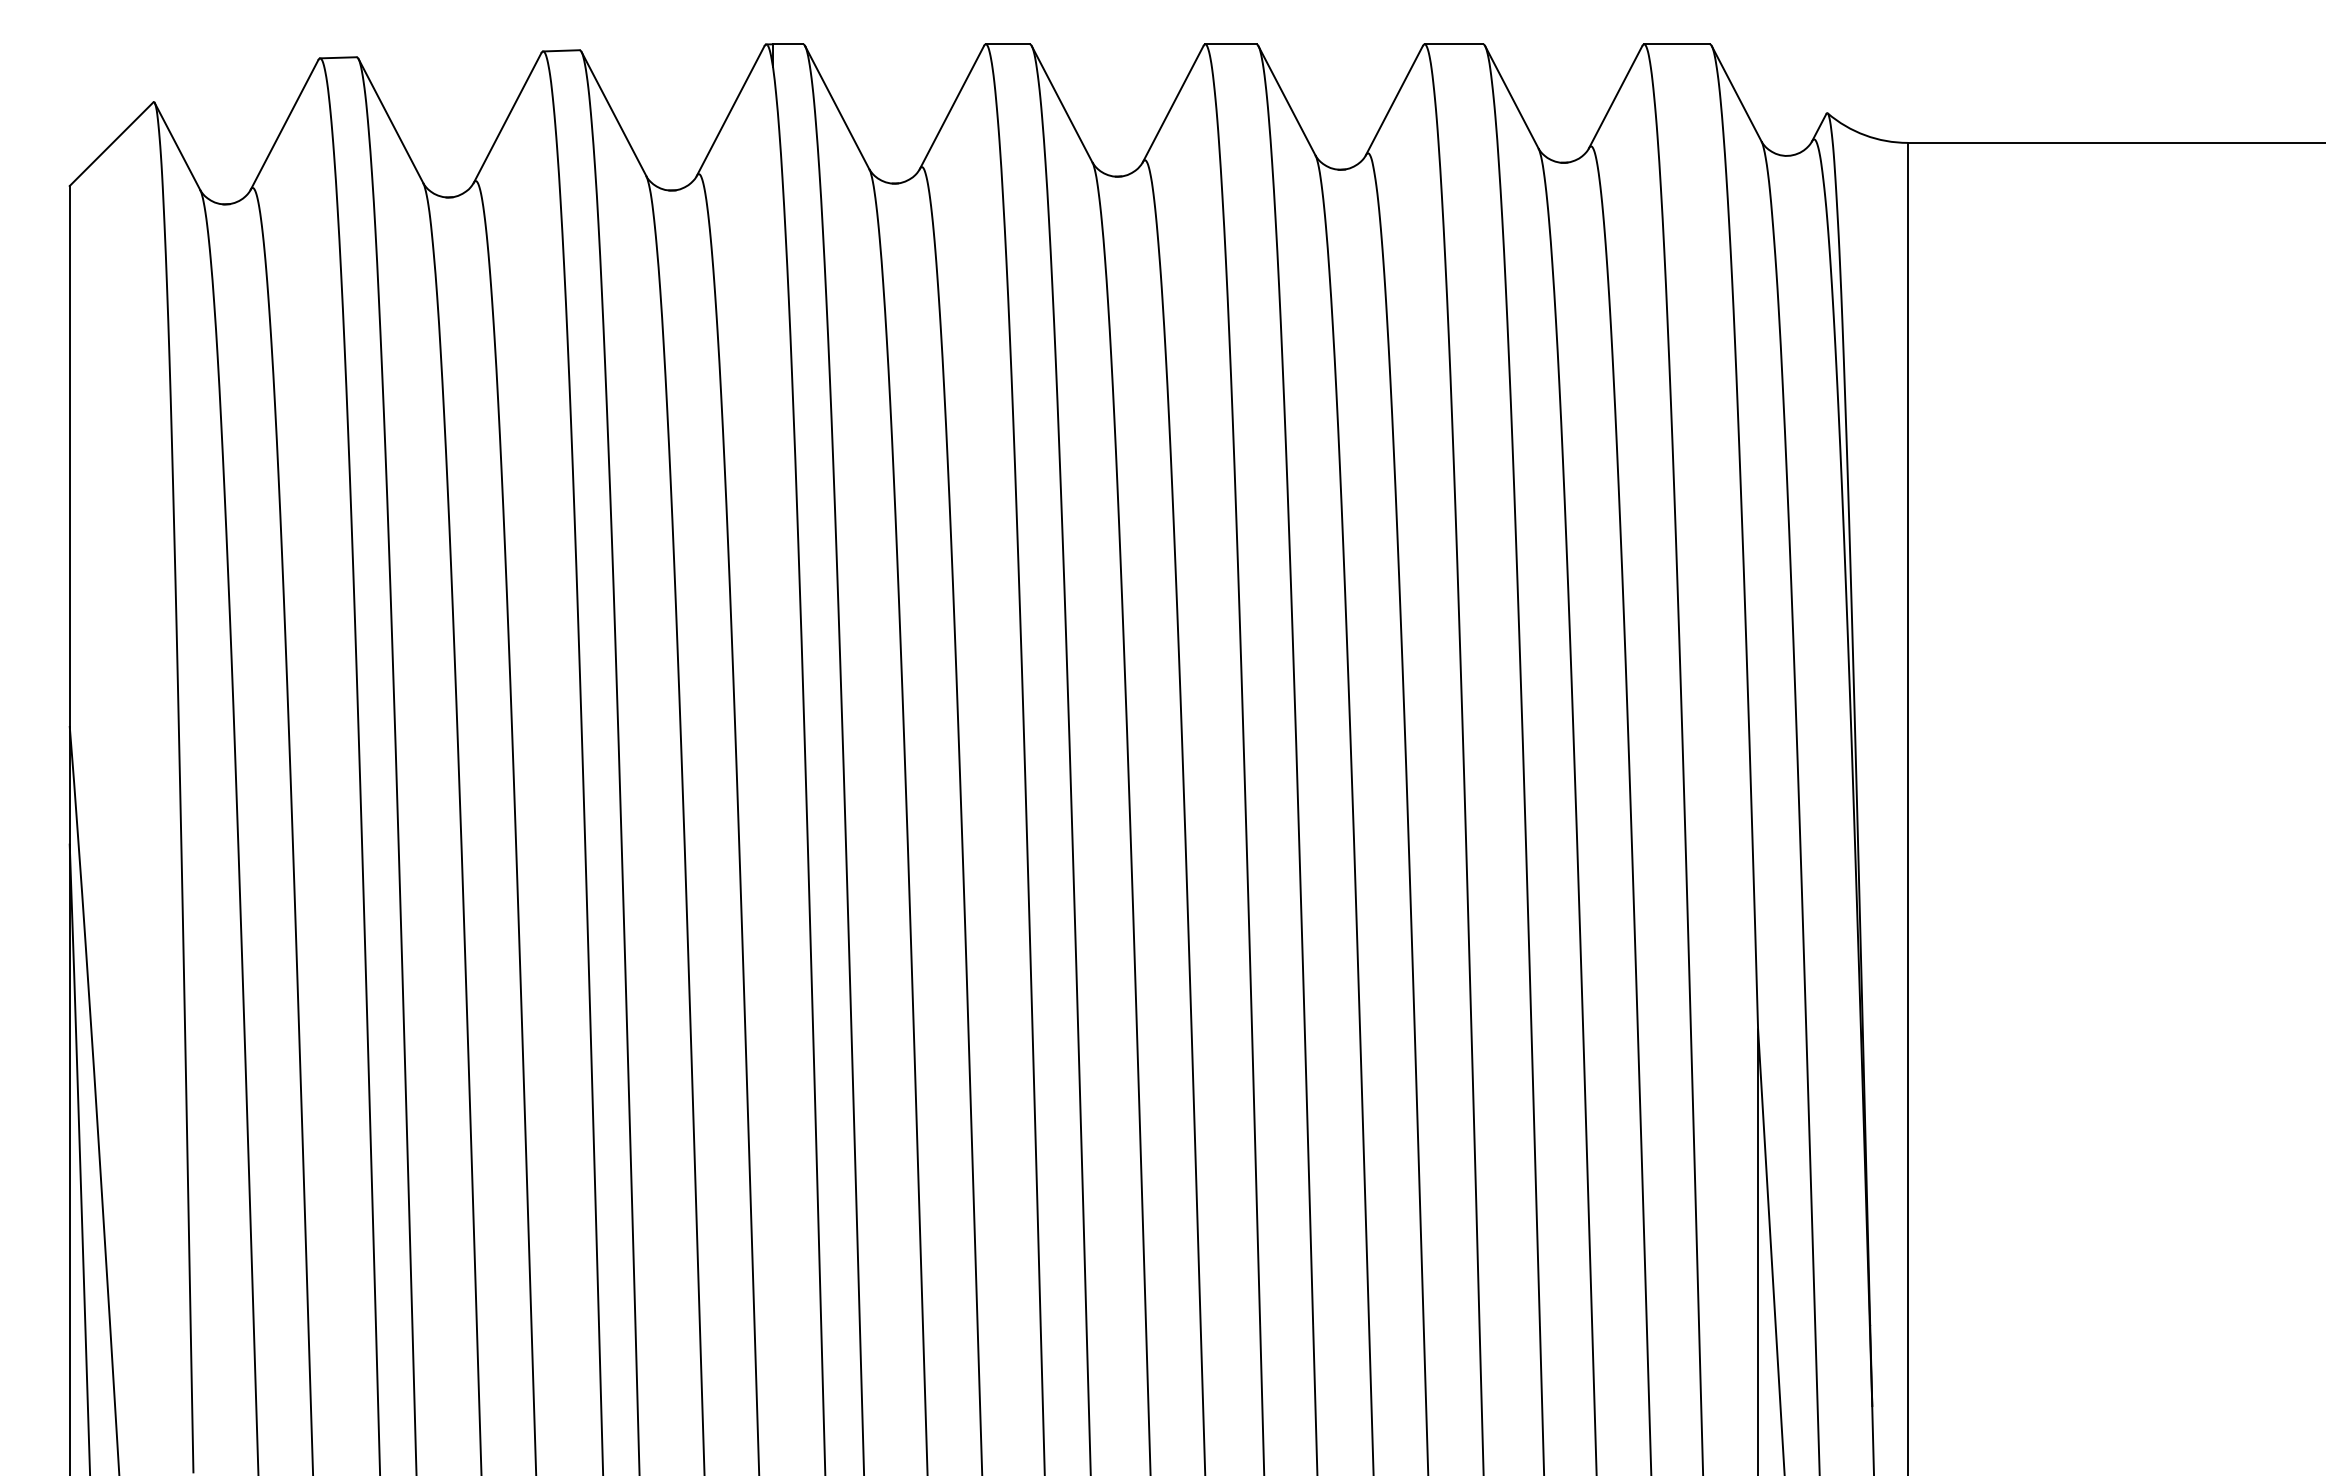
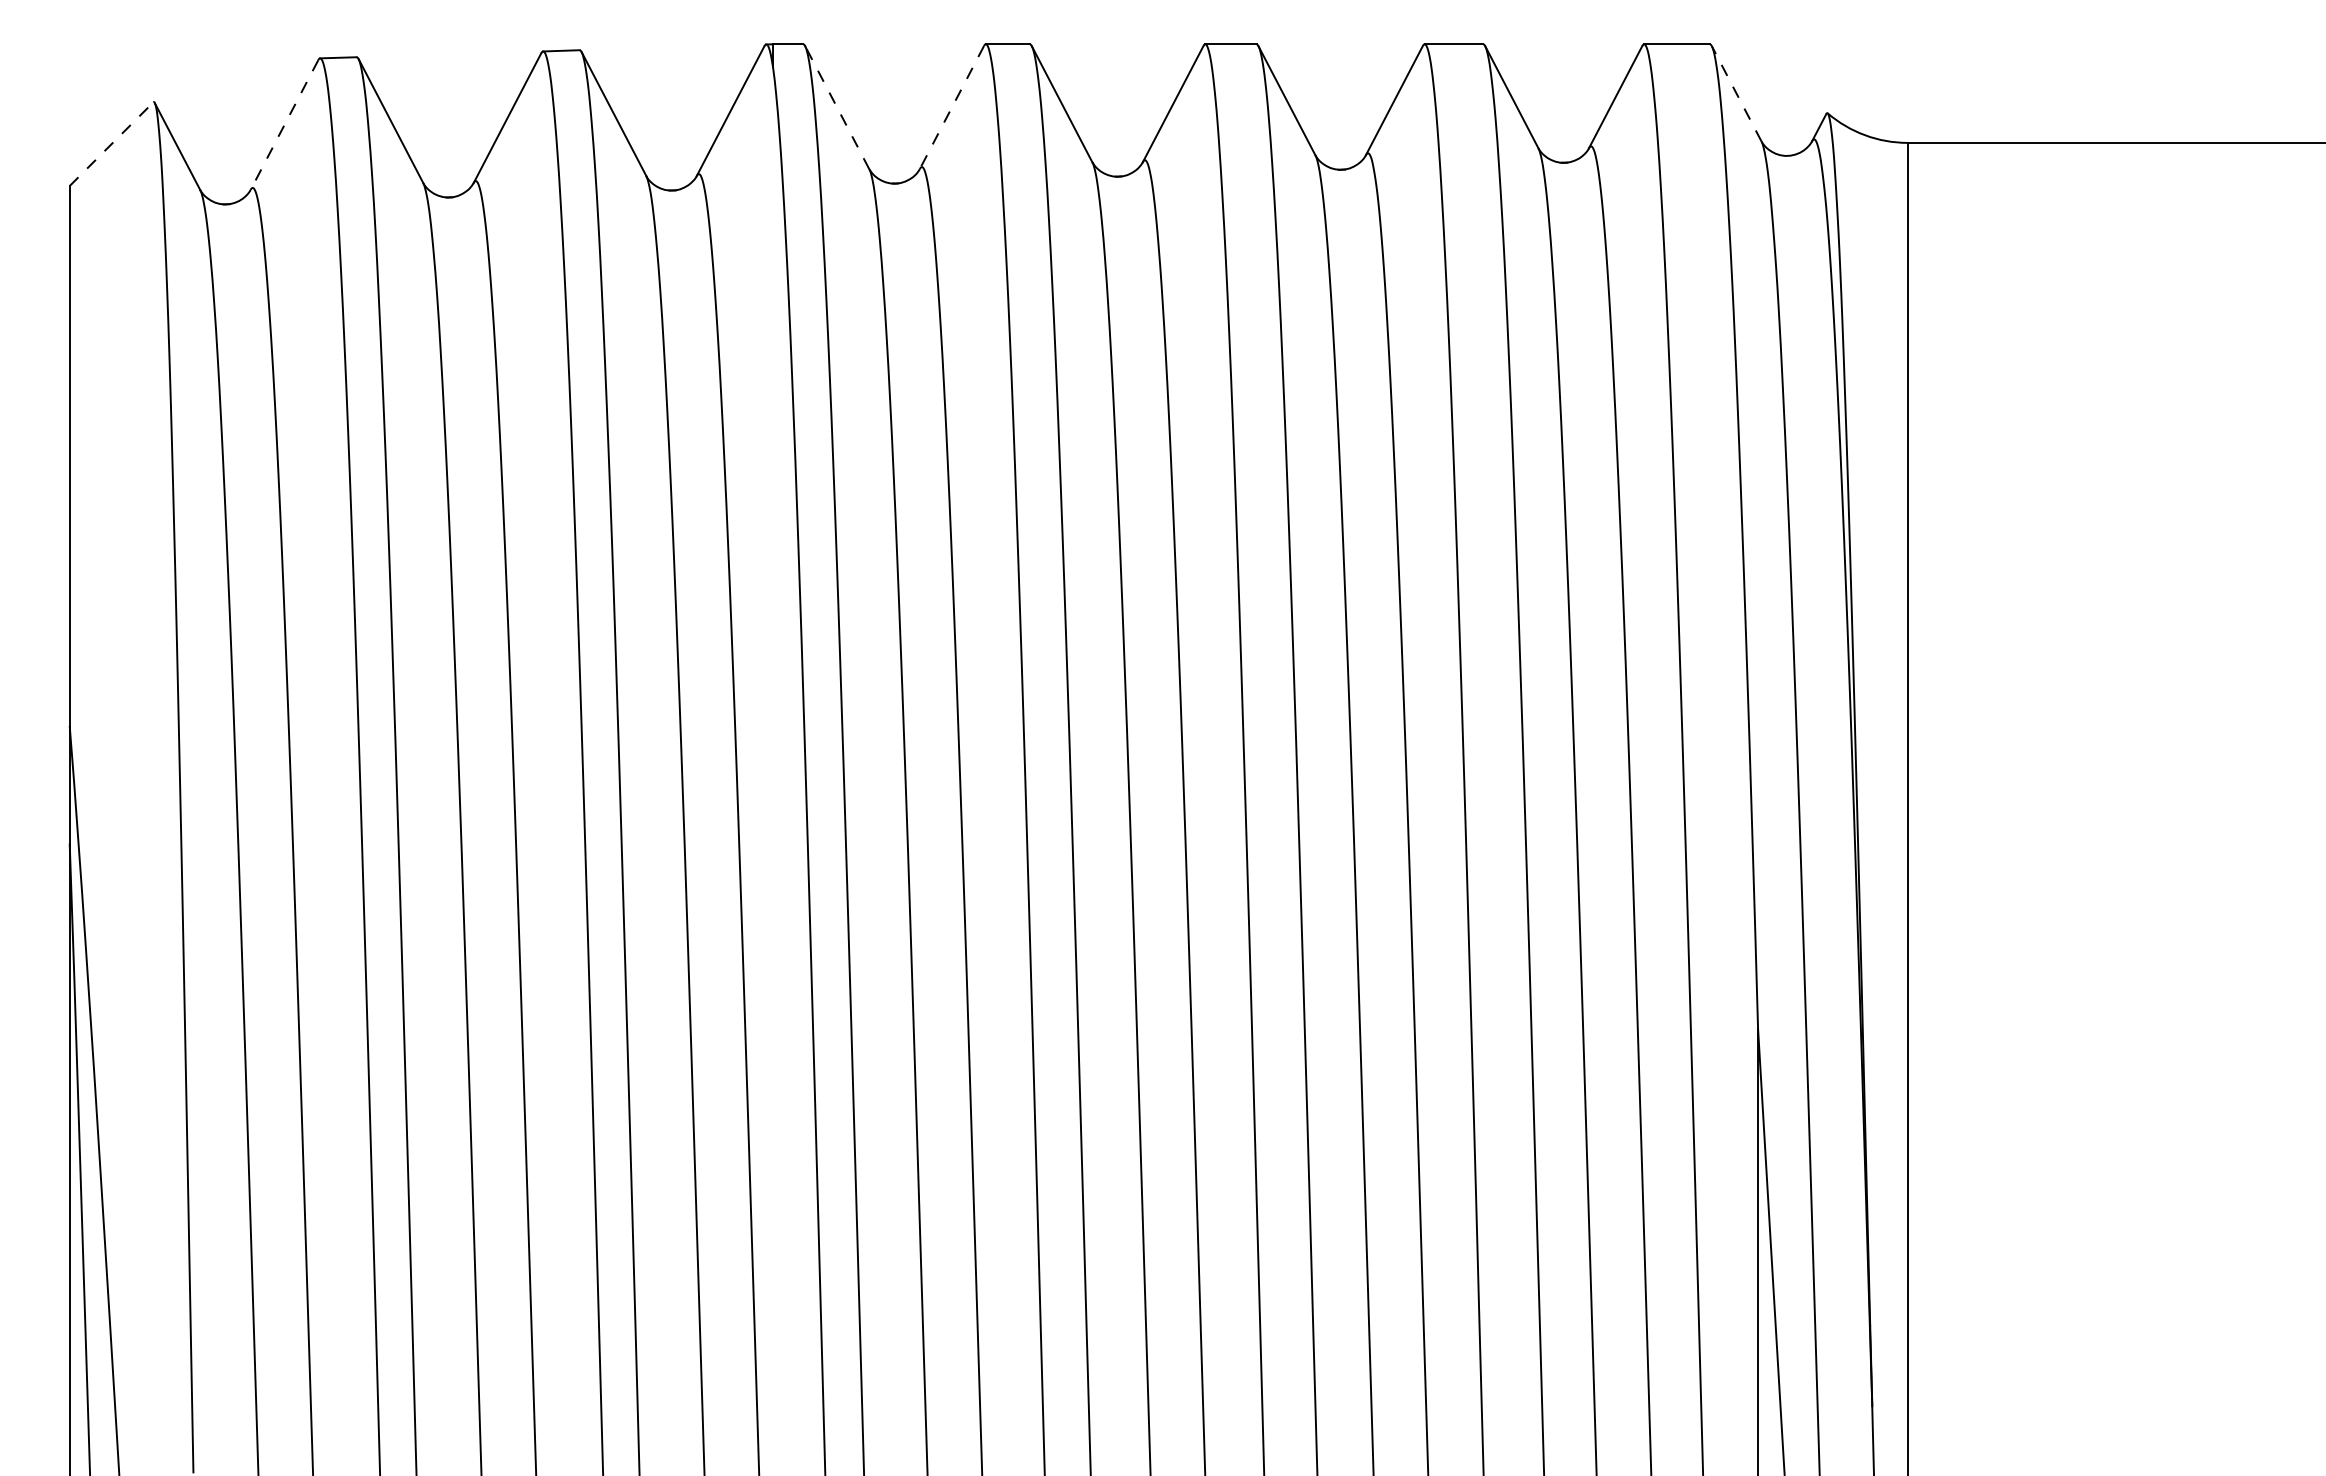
line: solid -> dashed (1736, 93)
line: solid -> dashed (837, 107)
line: solid -> dashed (951, 108)
line: solid -> dashed (284, 125)
line: solid -> dashed (111, 143)
